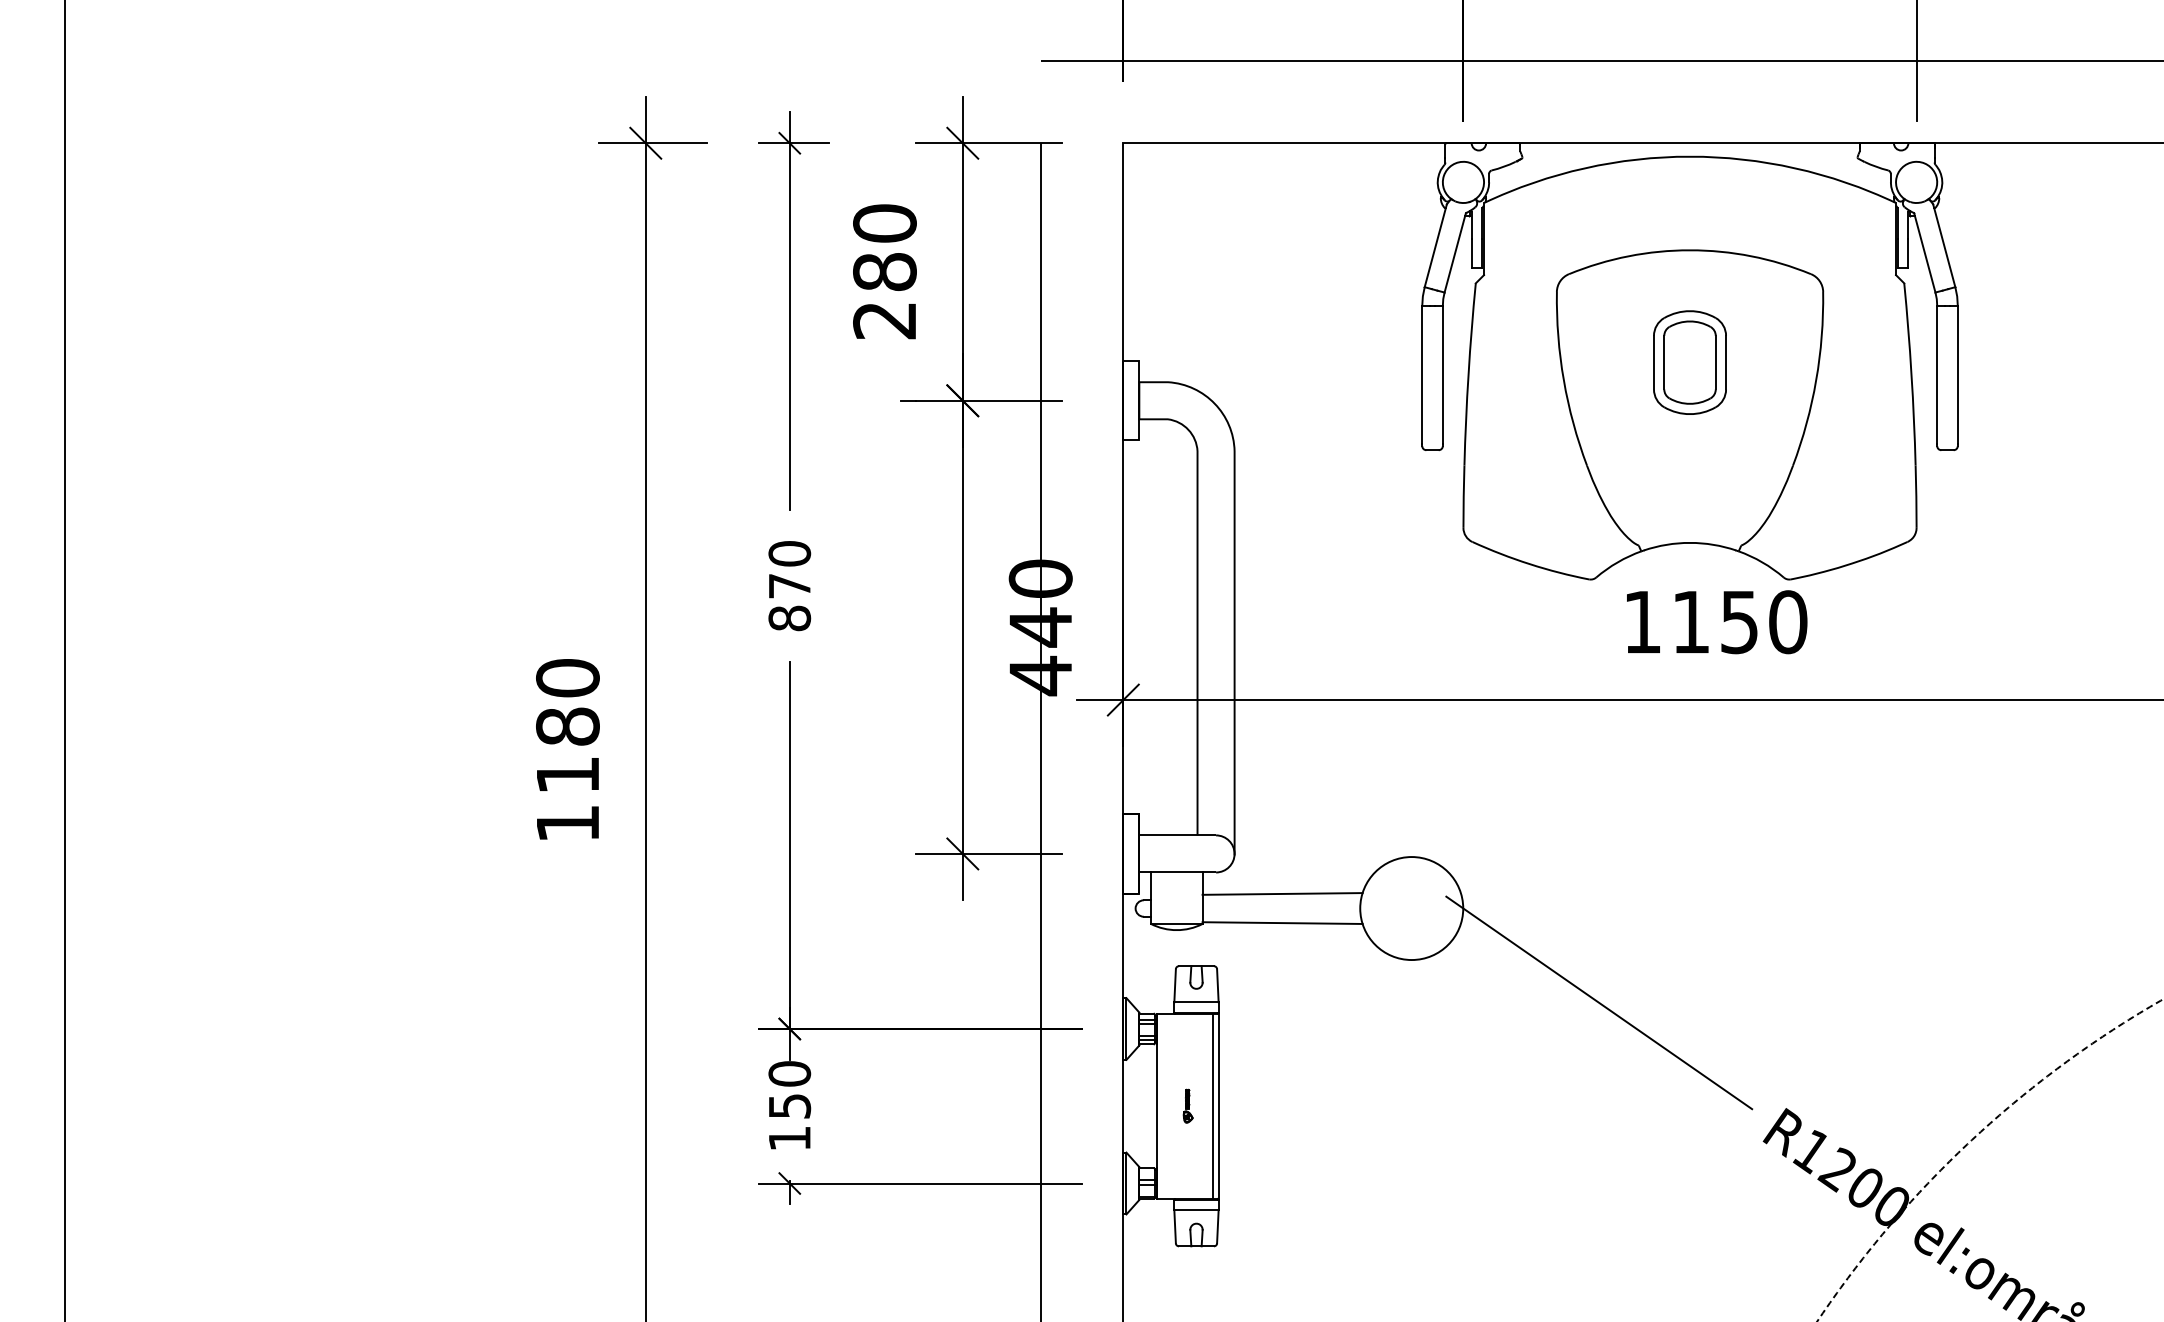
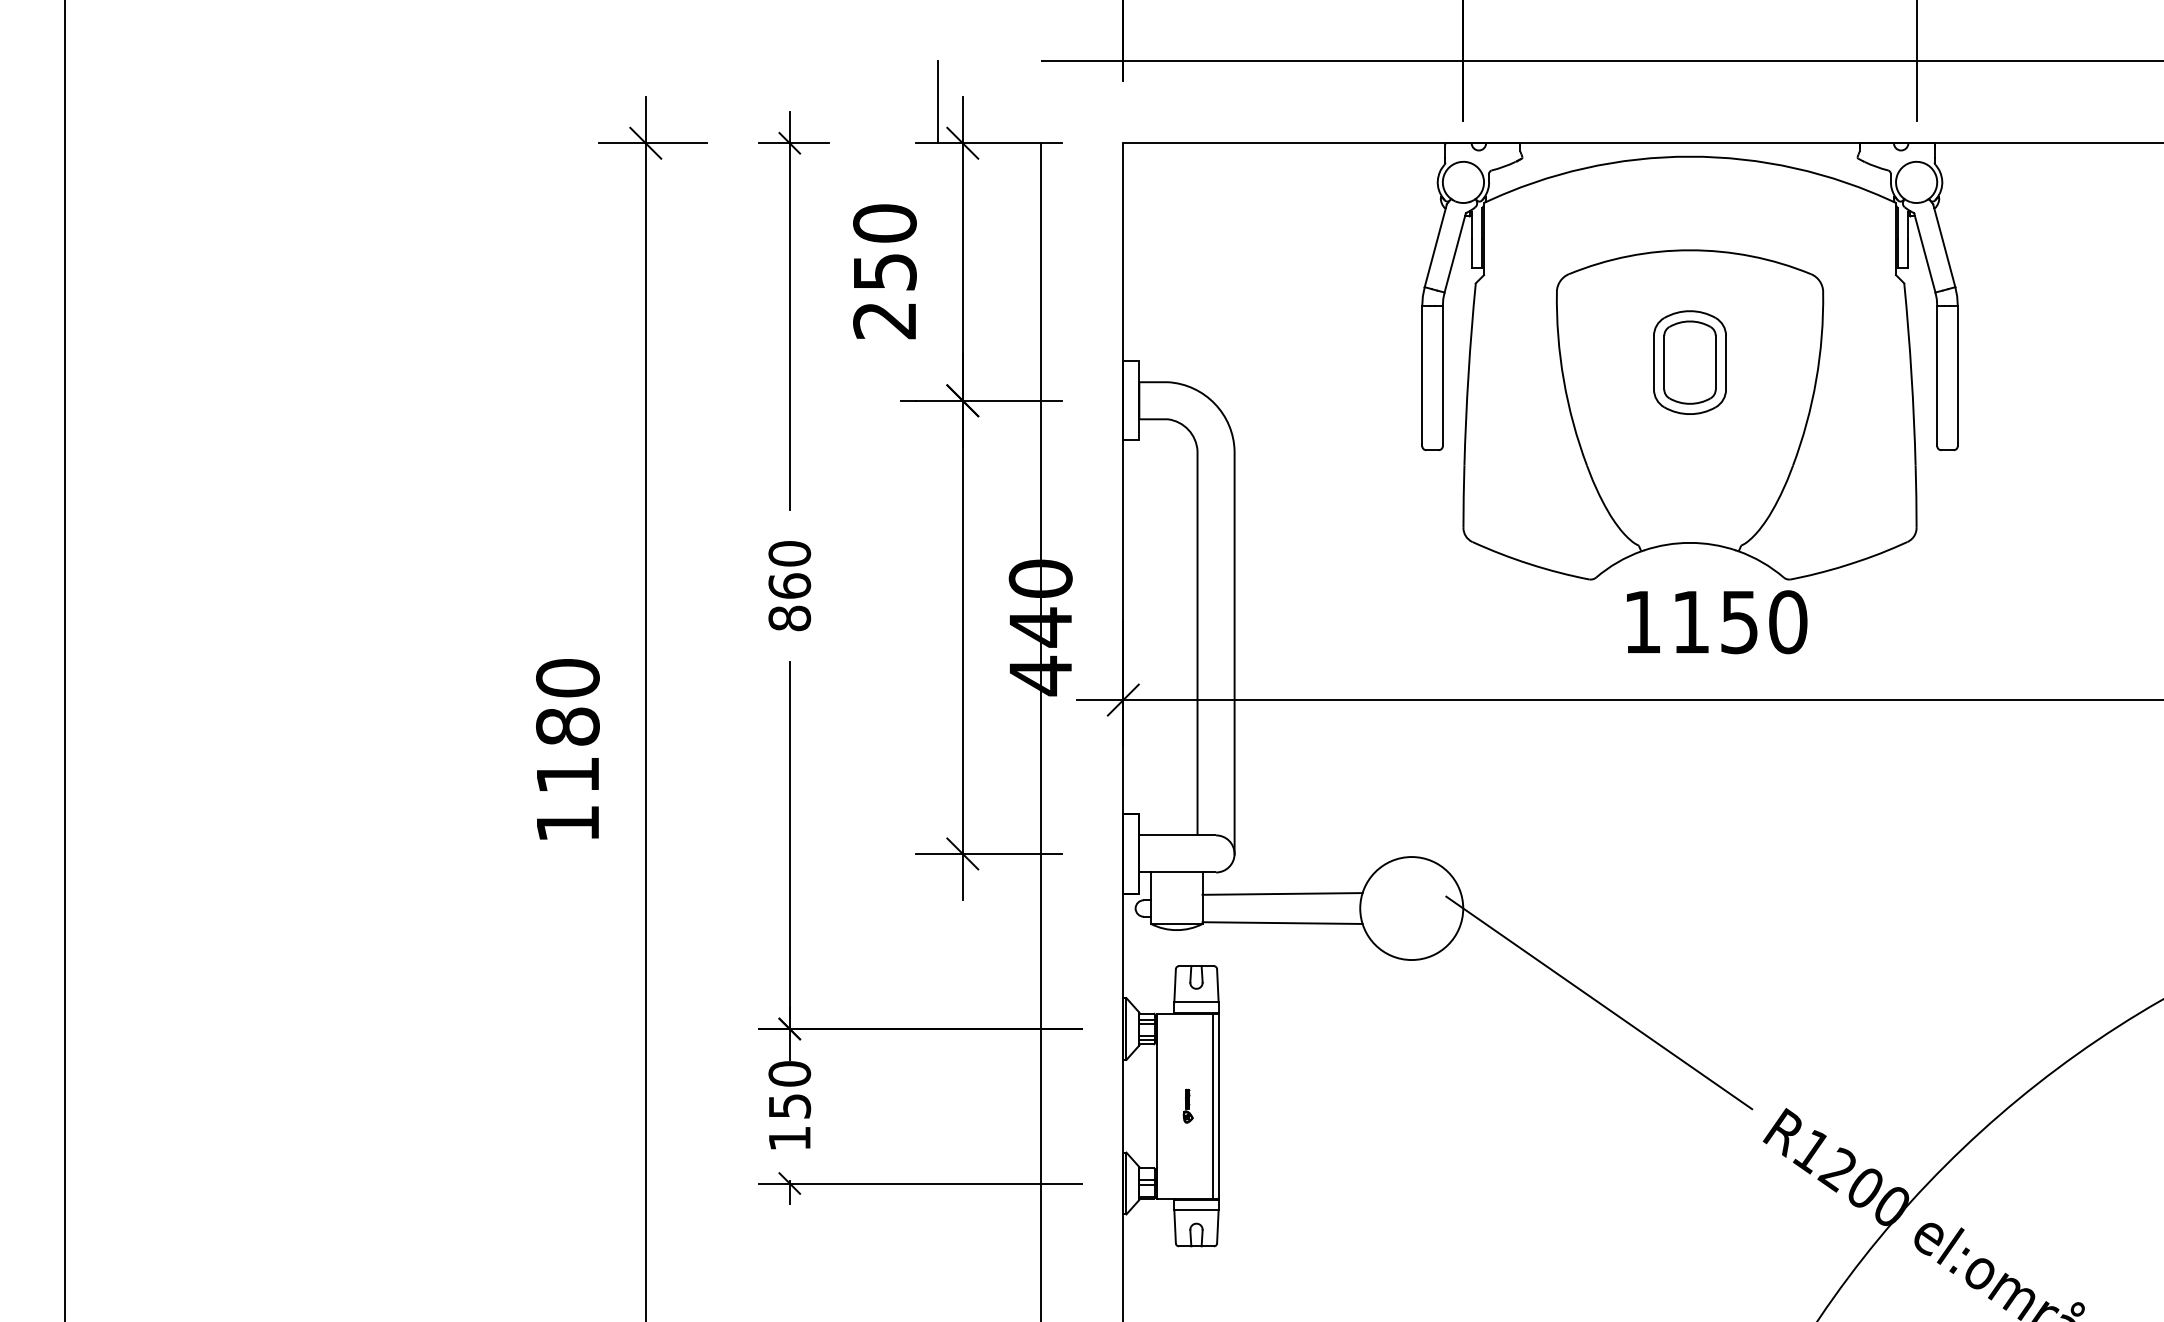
line: none -> present (937, 101)
text: 280 -> 250 (884, 271)
text: 870 -> 860 (789, 585)
circle: dashed -> solid (1990, 1160)
